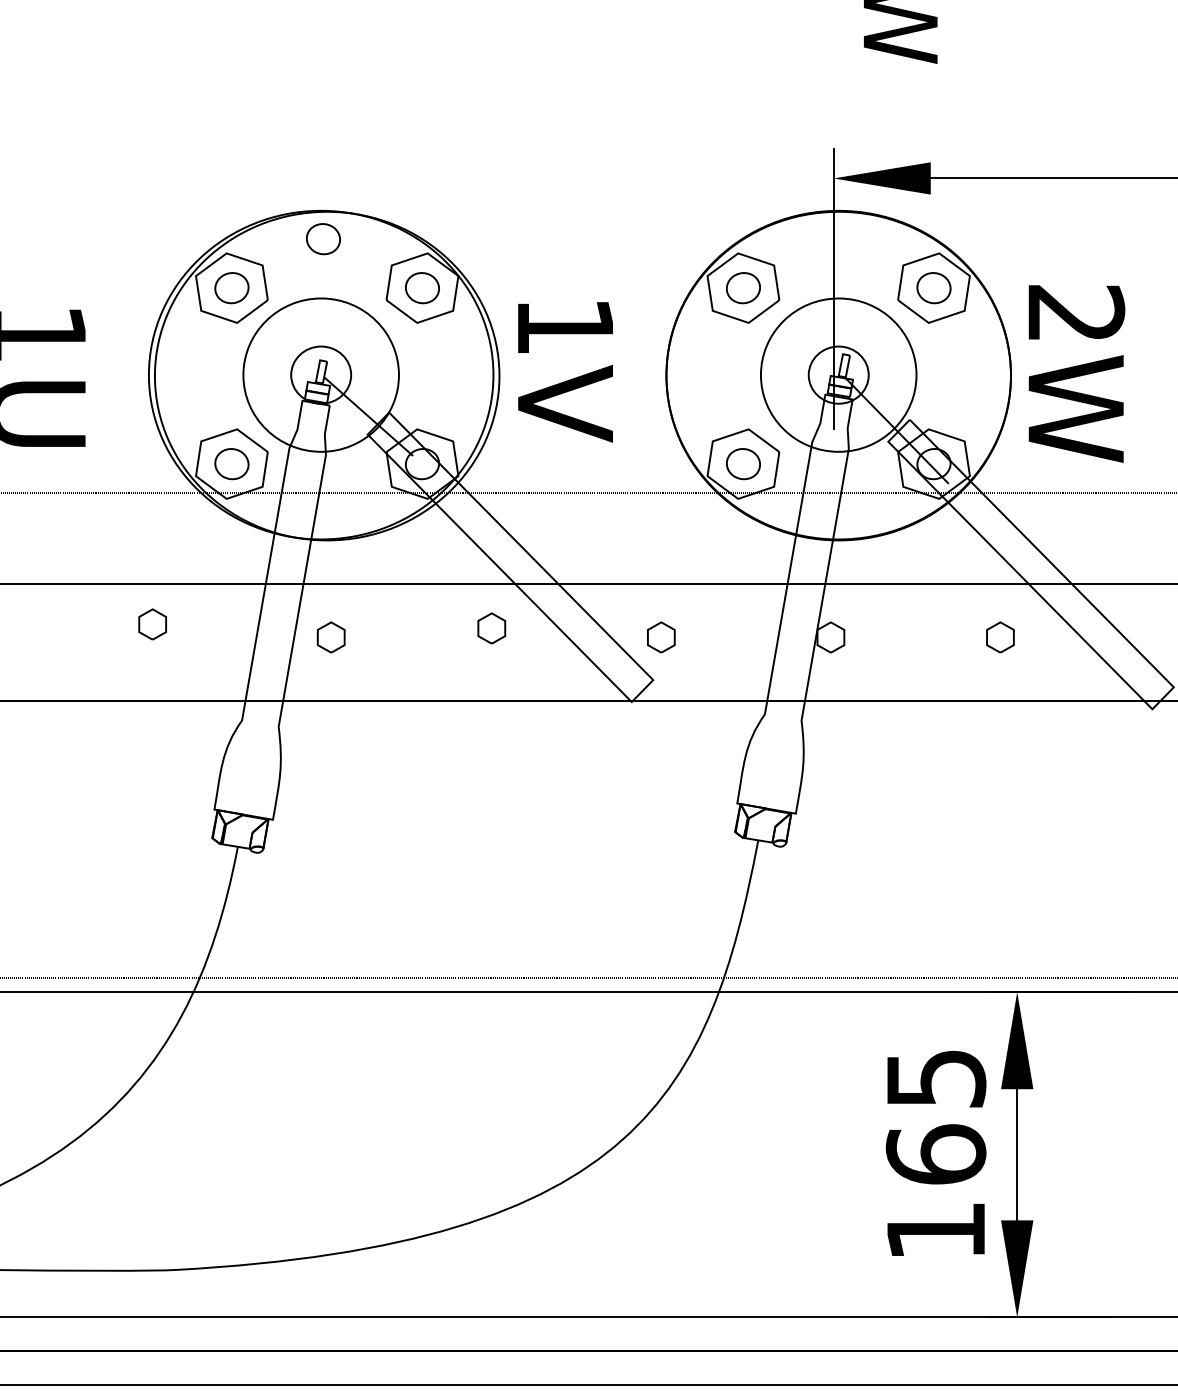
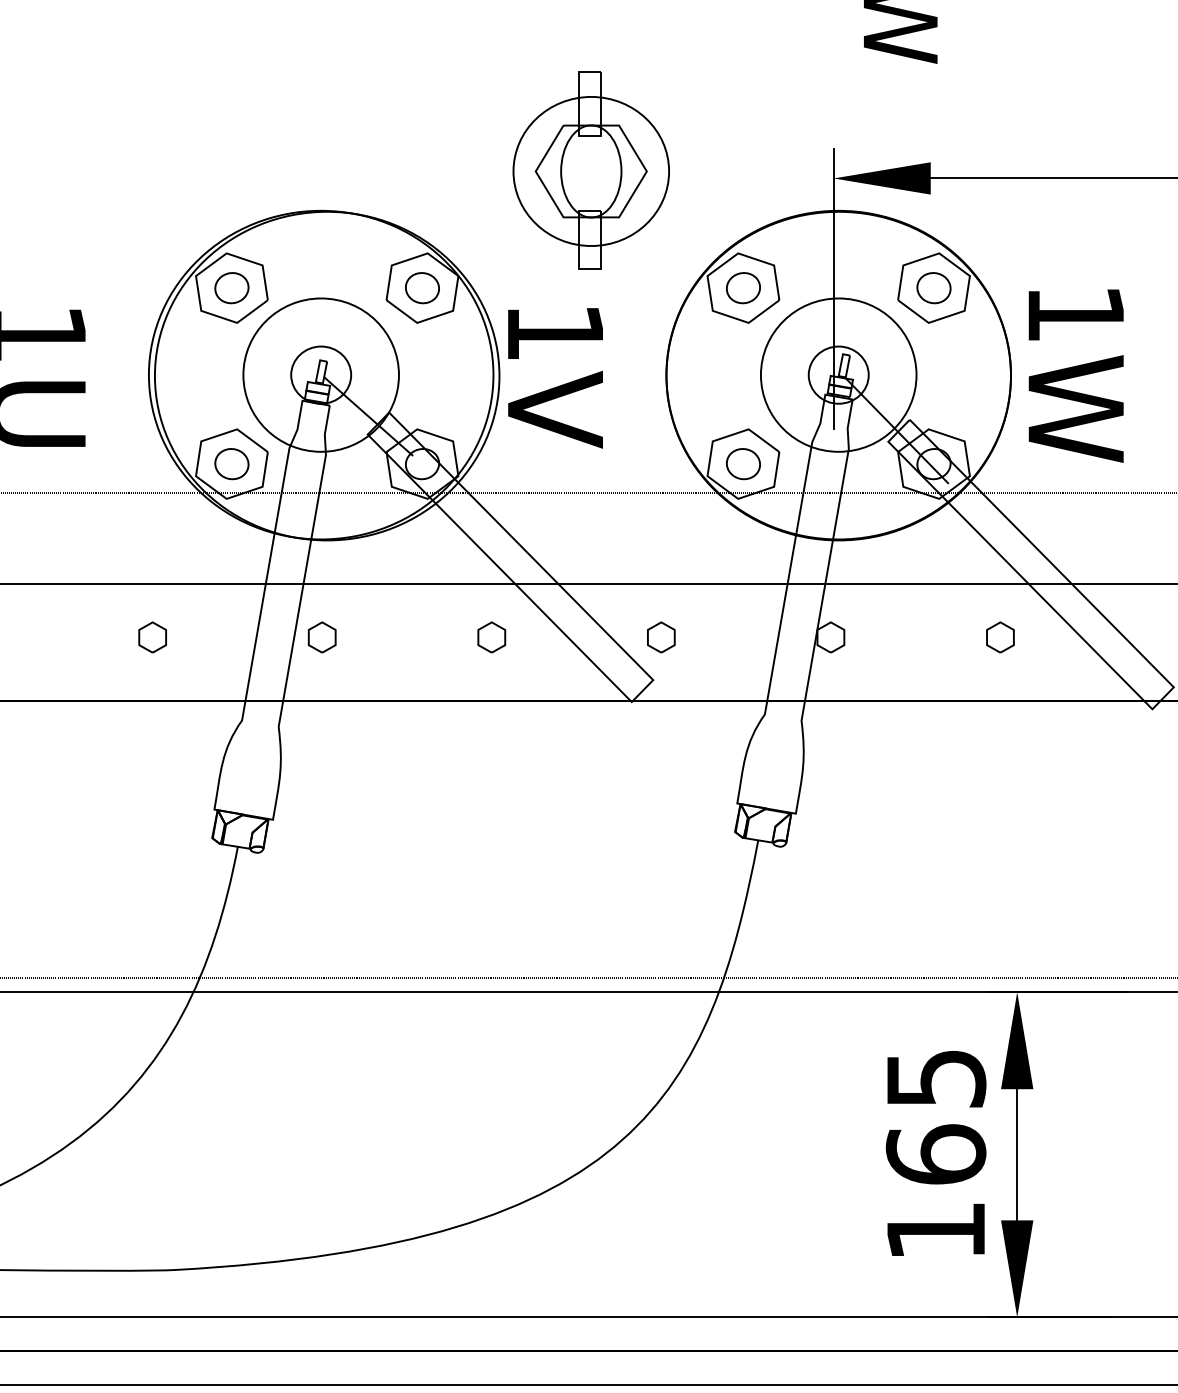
part: none -> present (590, 170)
part: present -> none (323, 239)
text: 2W -> 1W (1076, 312)
text position: (565, 372) -> (555, 378) (555, 378)
part position: (152, 624) -> (152, 637) (152, 637)
part position: (491, 628) -> (491, 637) (491, 637)
part position: (330, 637) -> (321, 637) (321, 637)
